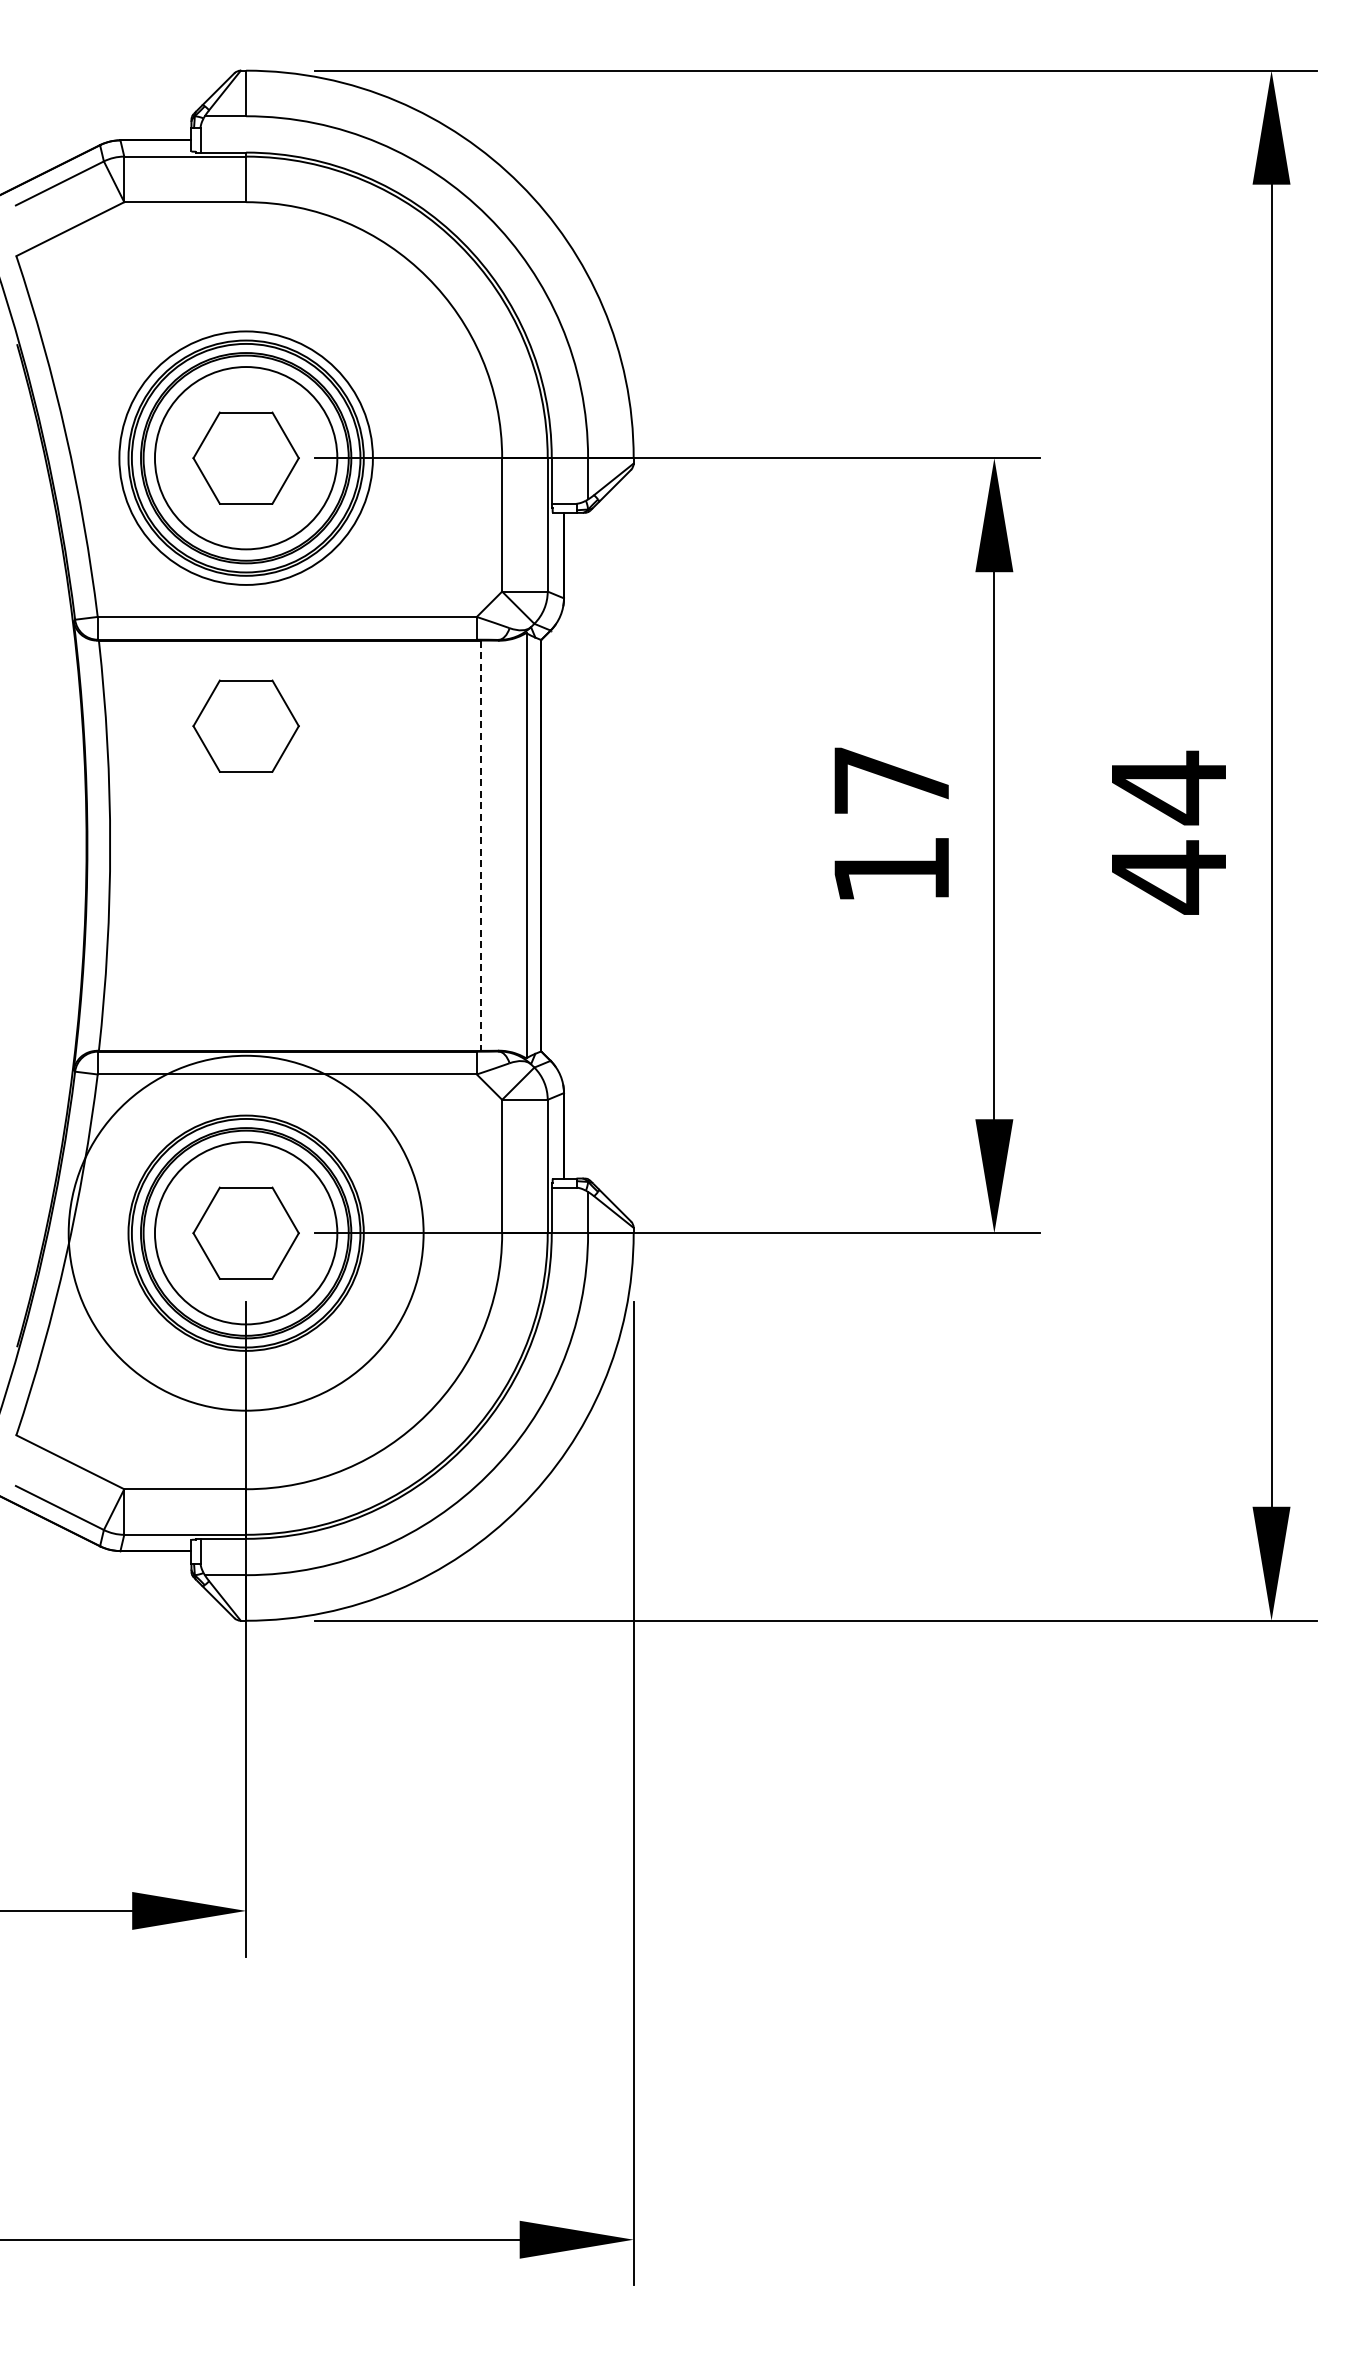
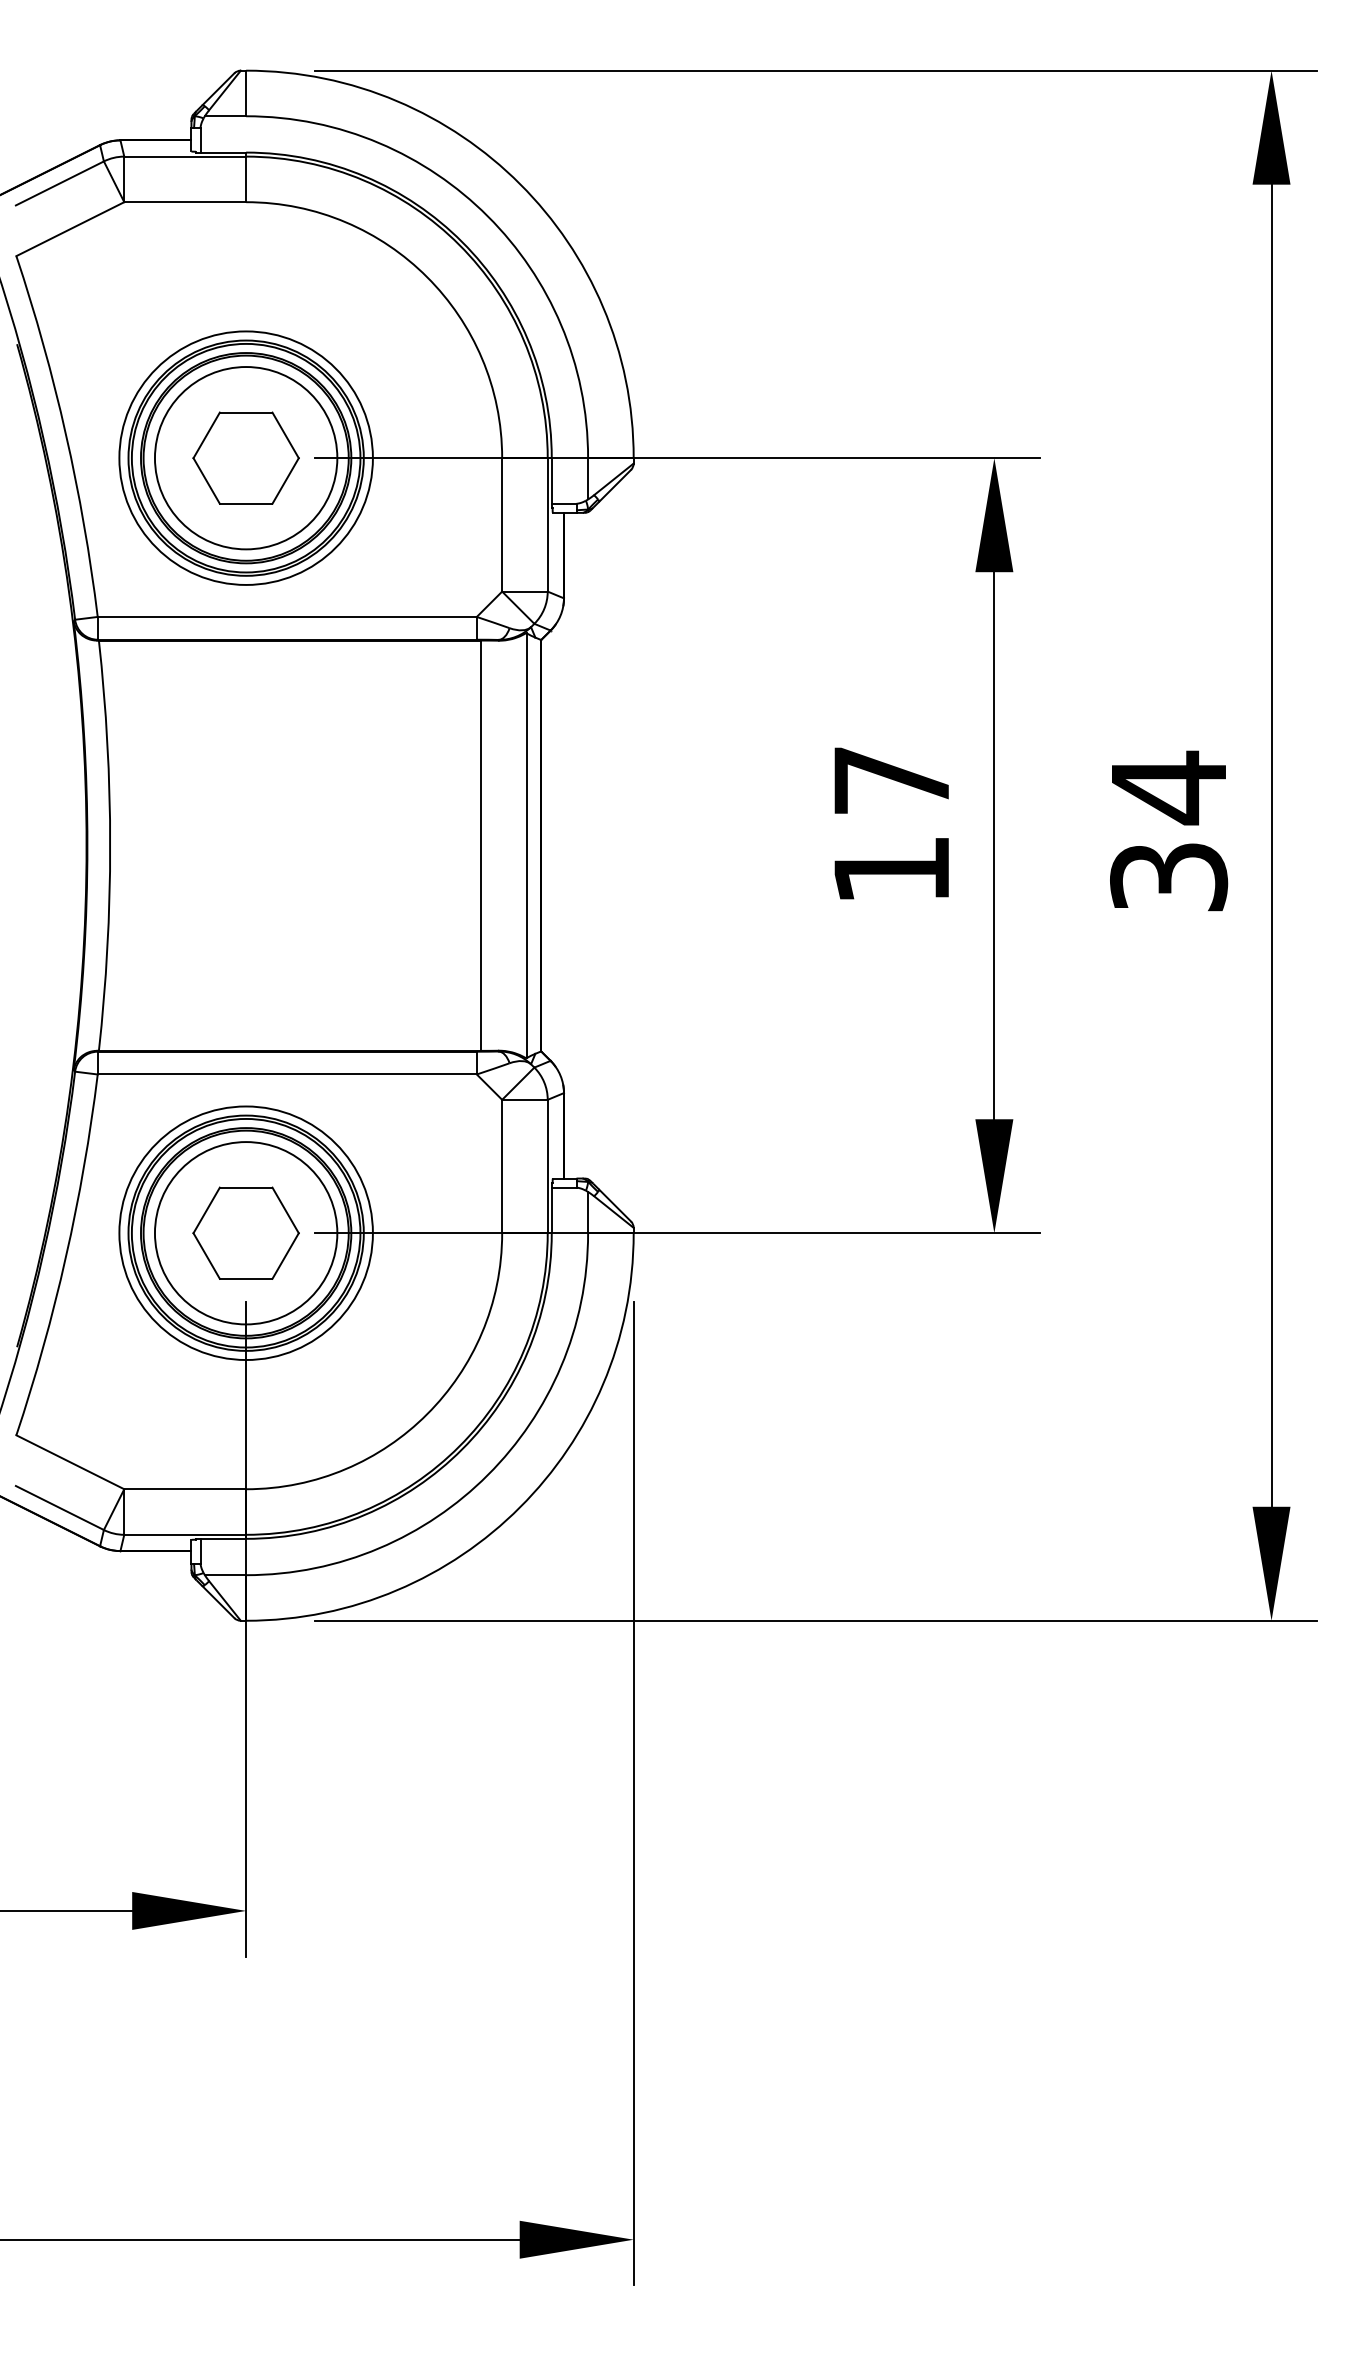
part: present -> none (245, 725)
line: dashed -> solid (480, 846)
text: 44 -> 34 (1169, 877)
circle diameter: 355 px -> 254 px (245, 1233)
